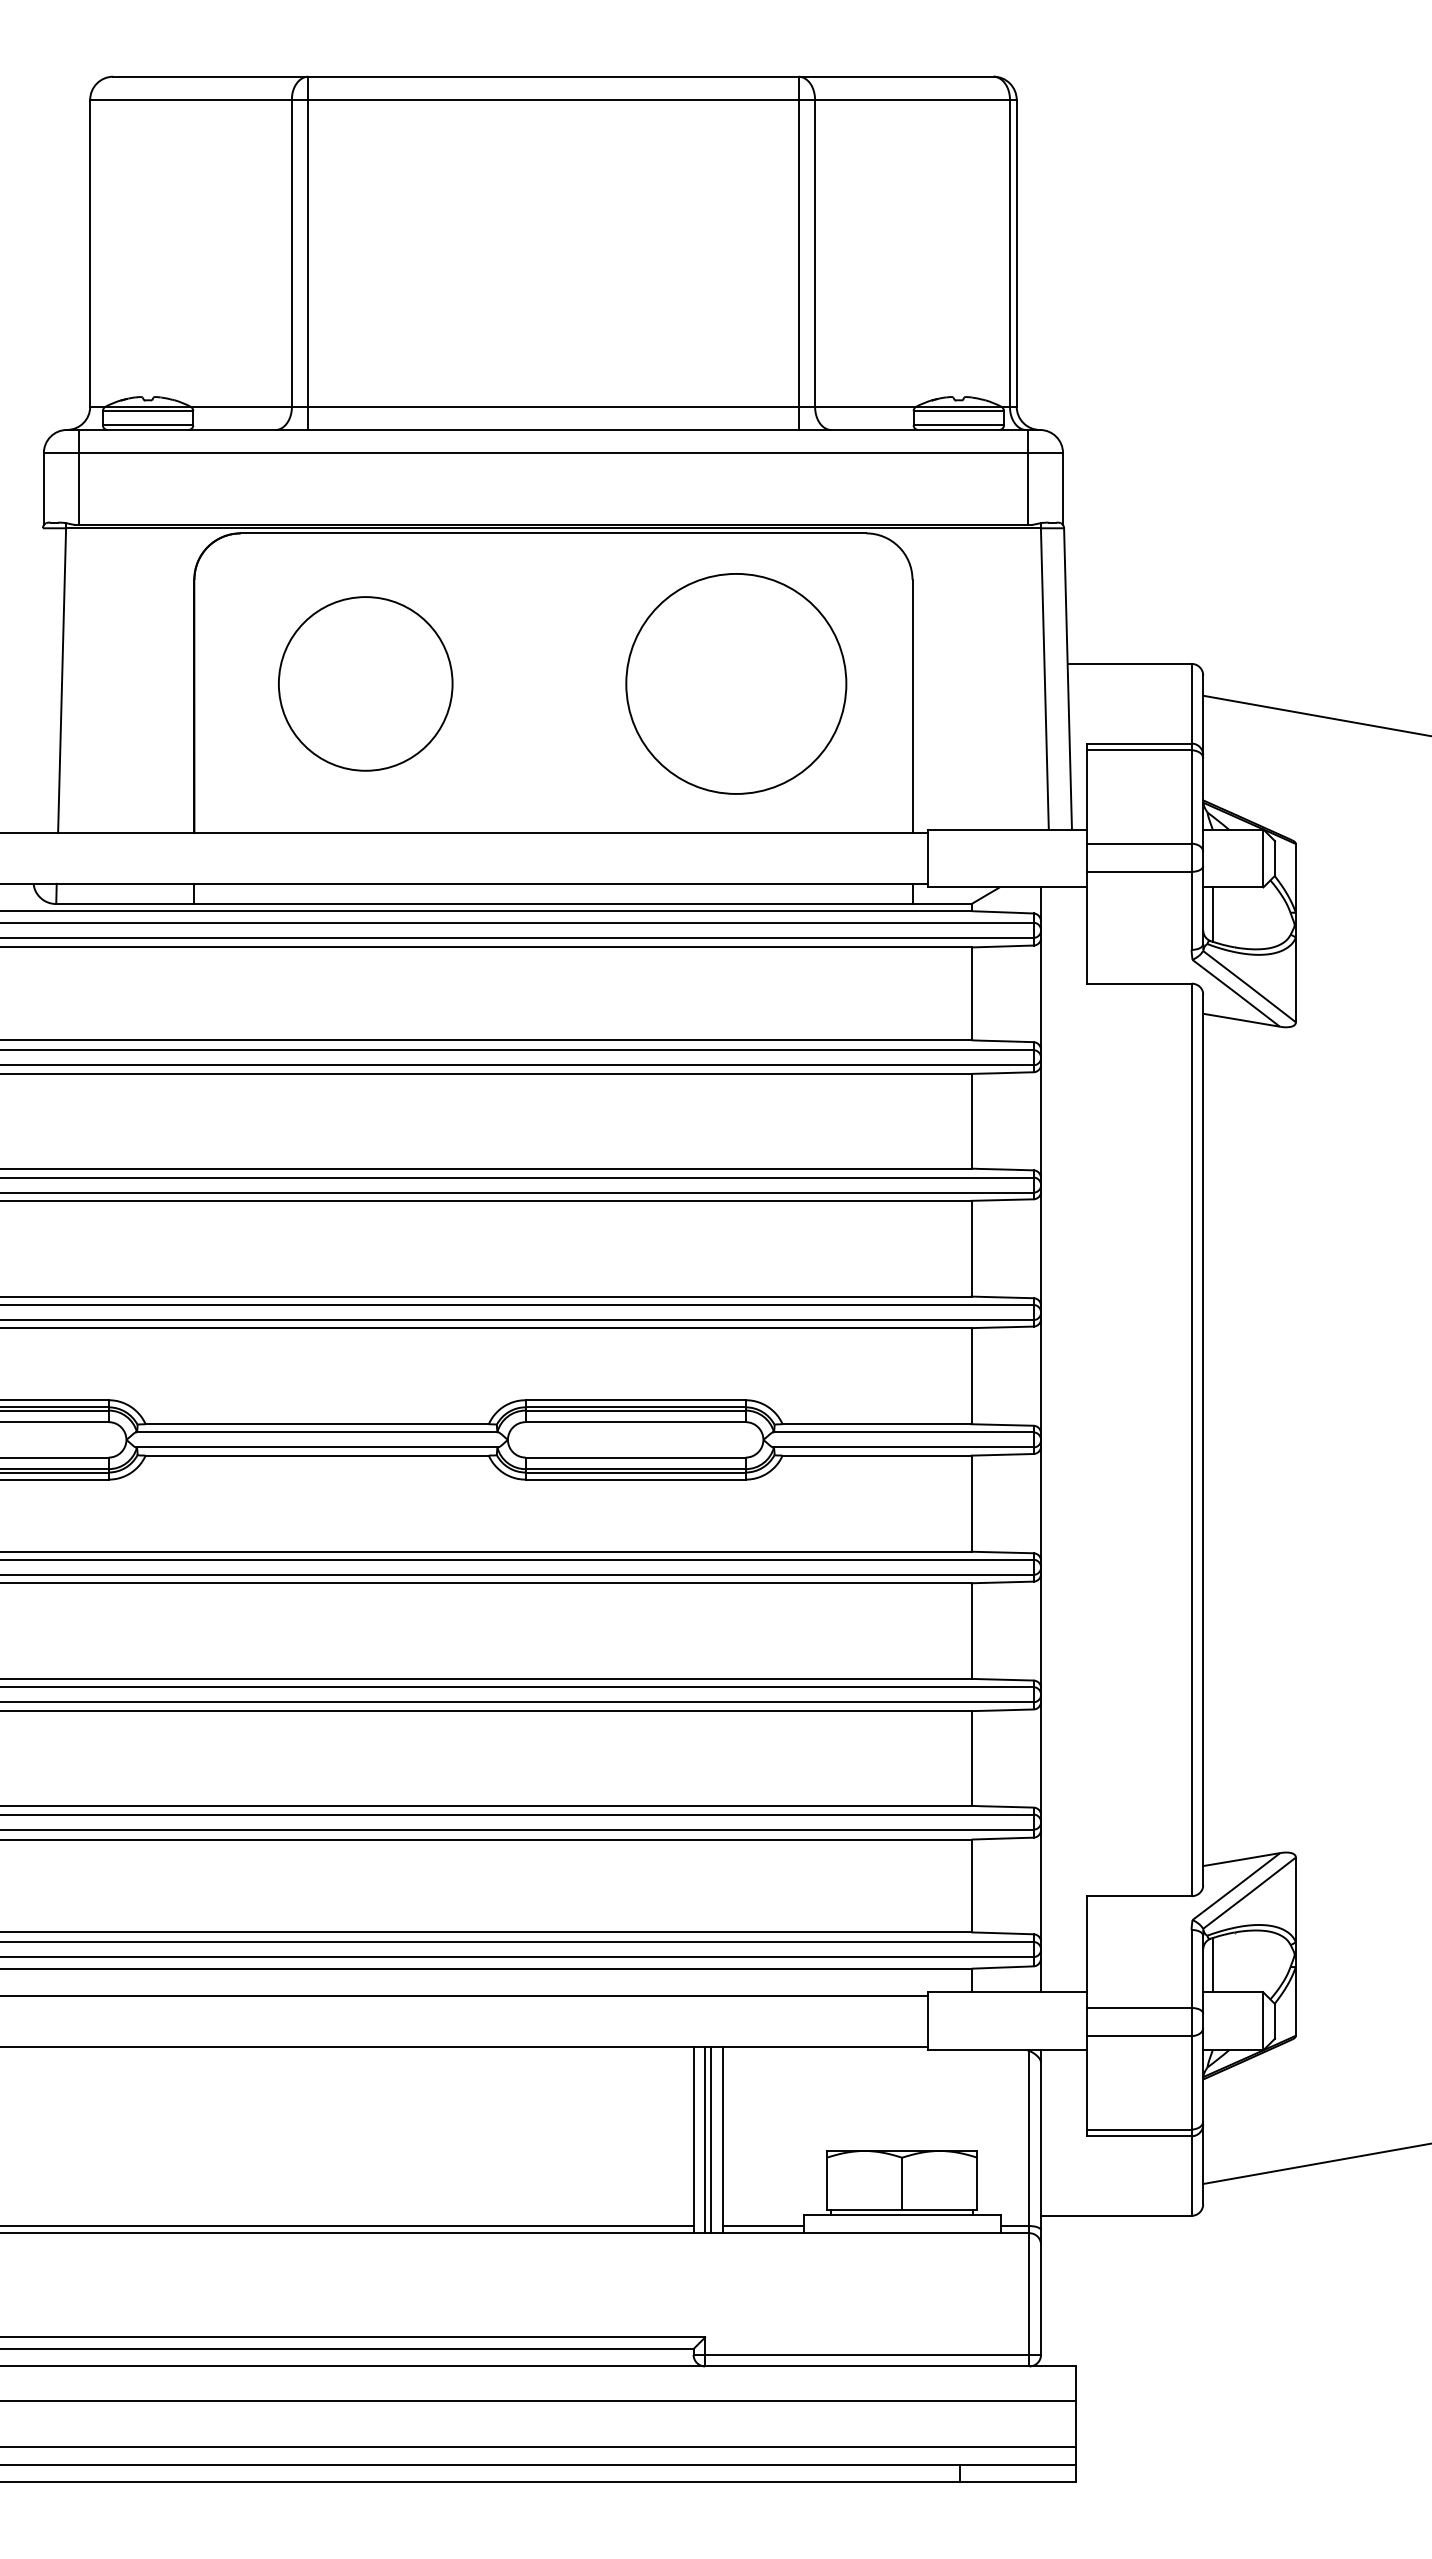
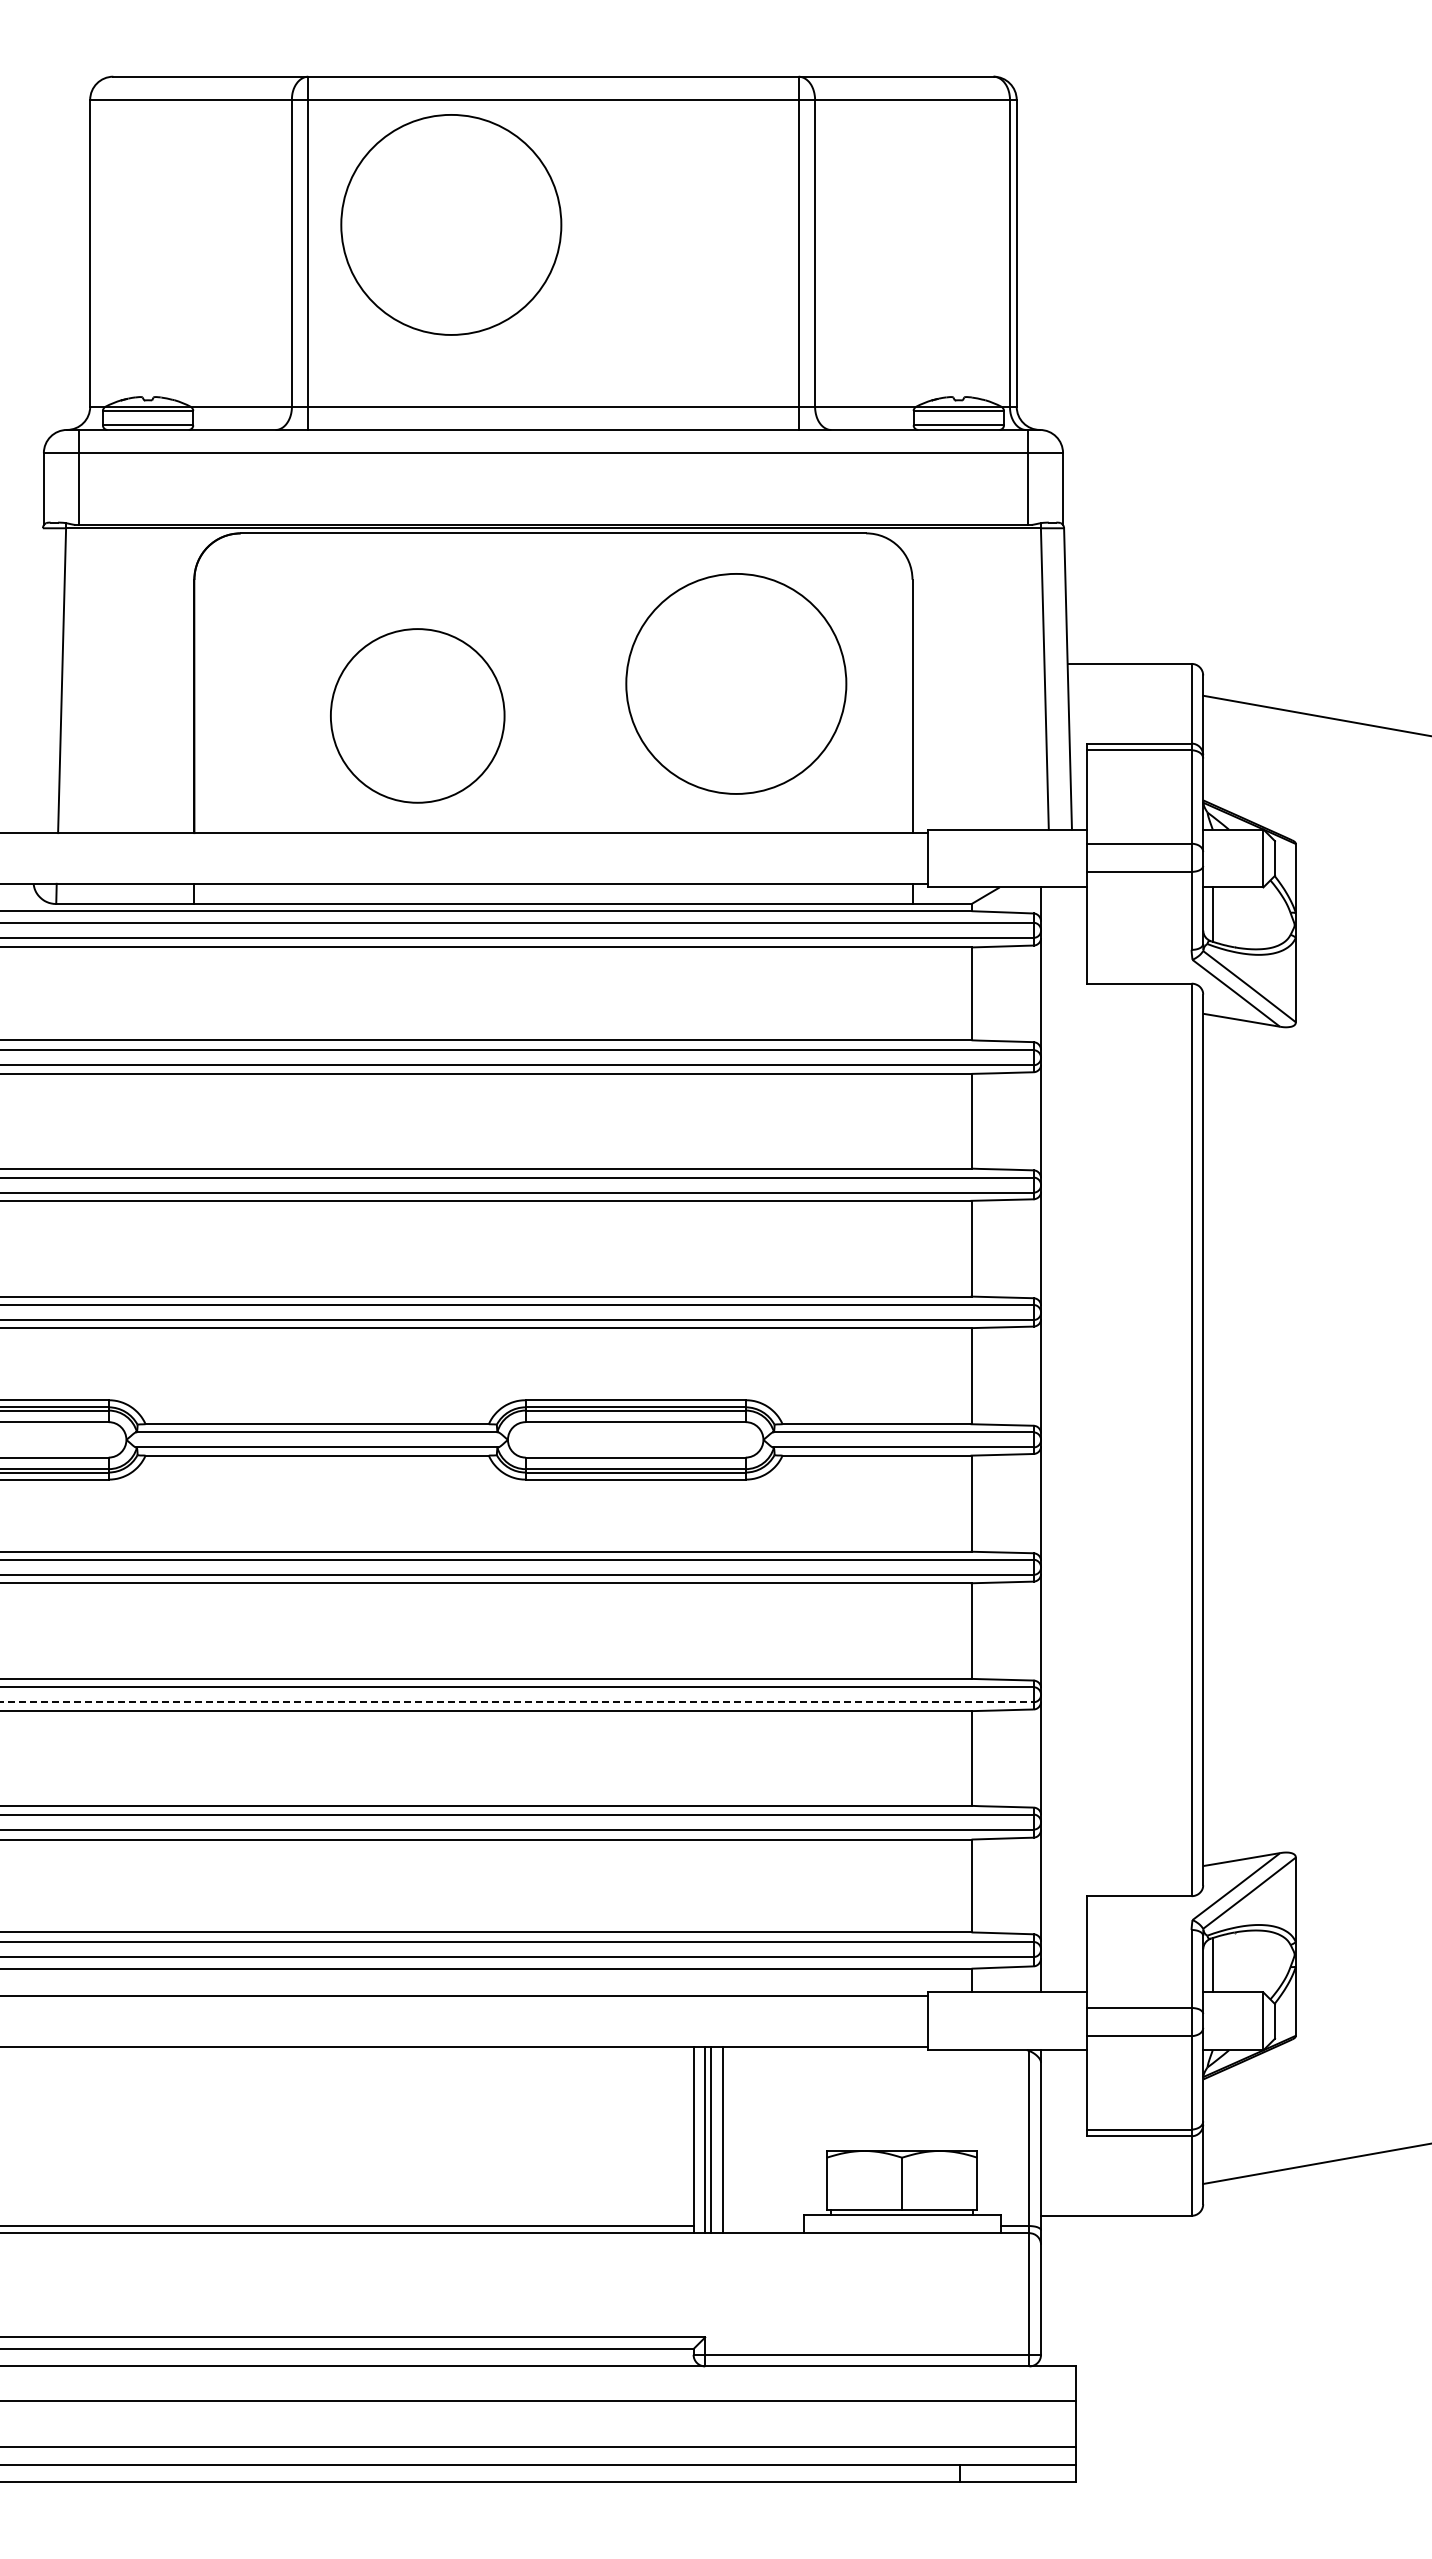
circle: none -> present (451, 224)
circle position: (365, 683) -> (417, 715) (417, 715)
line: solid -> dashed (517, 1702)
line: present -> none (762, 2226)
